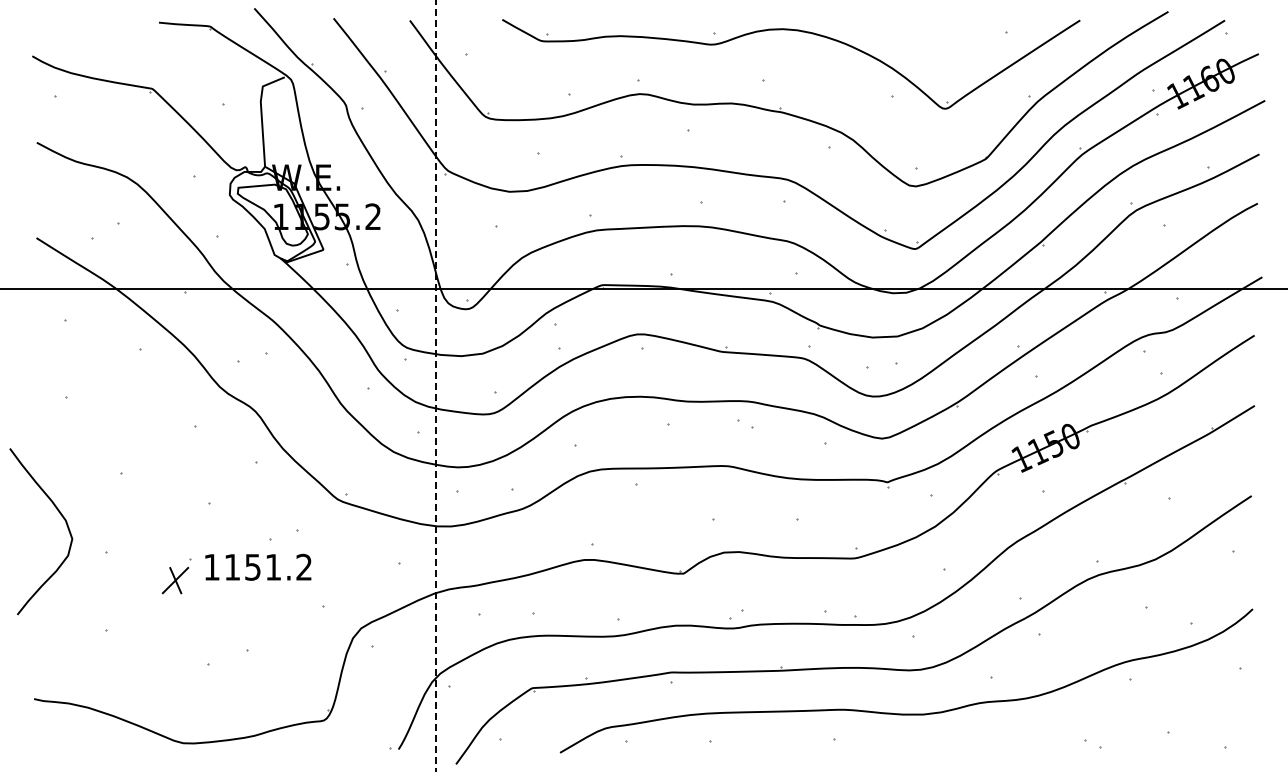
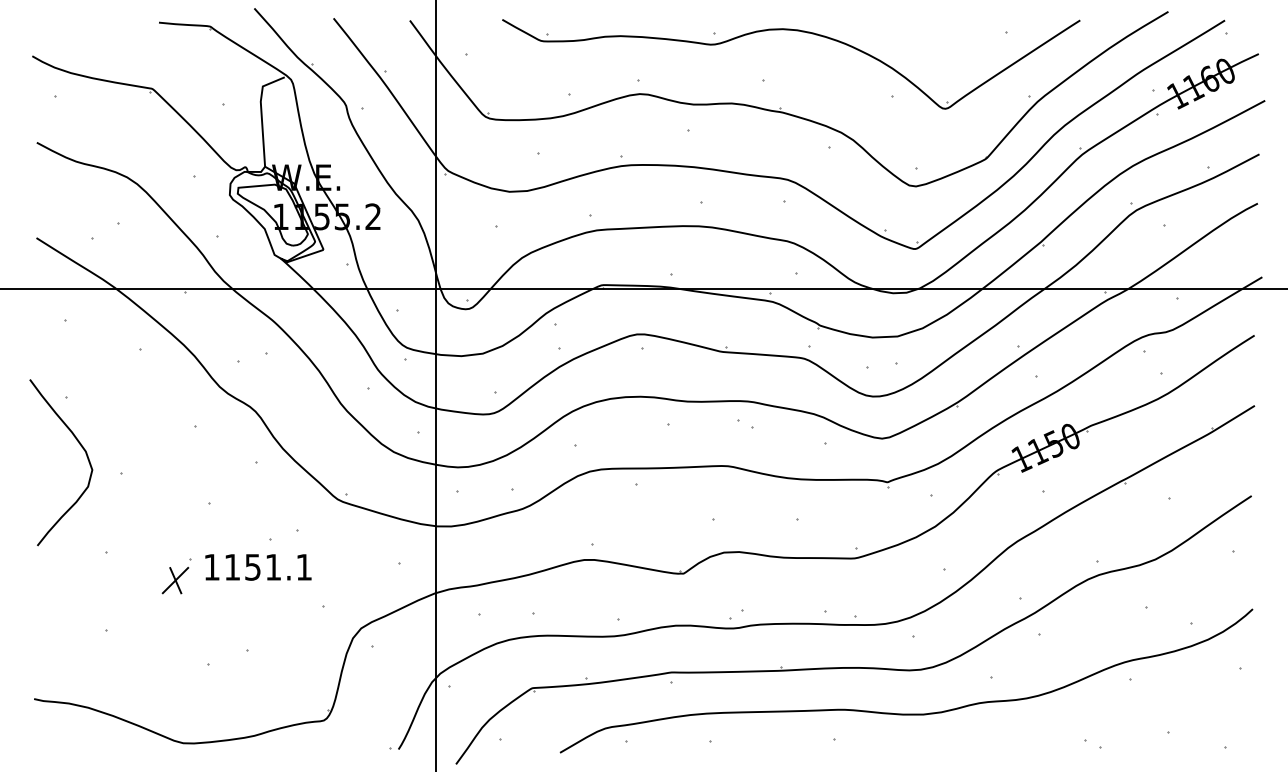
line: dashed -> solid (435, 385)
curve position: (61, 516) -> (81, 447) (81, 447)
text: 1151.2 -> 1151.1 (303, 566)
